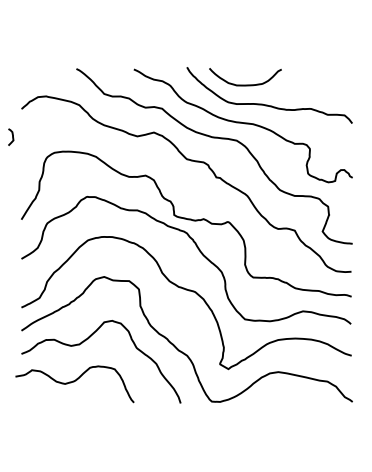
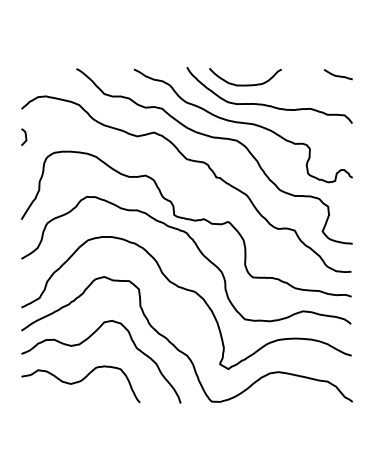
curve: none -> present (337, 75)
curve position: (12, 136) -> (25, 136) (25, 136)
curve position: (74, 382) -> (80, 382) (80, 382)
